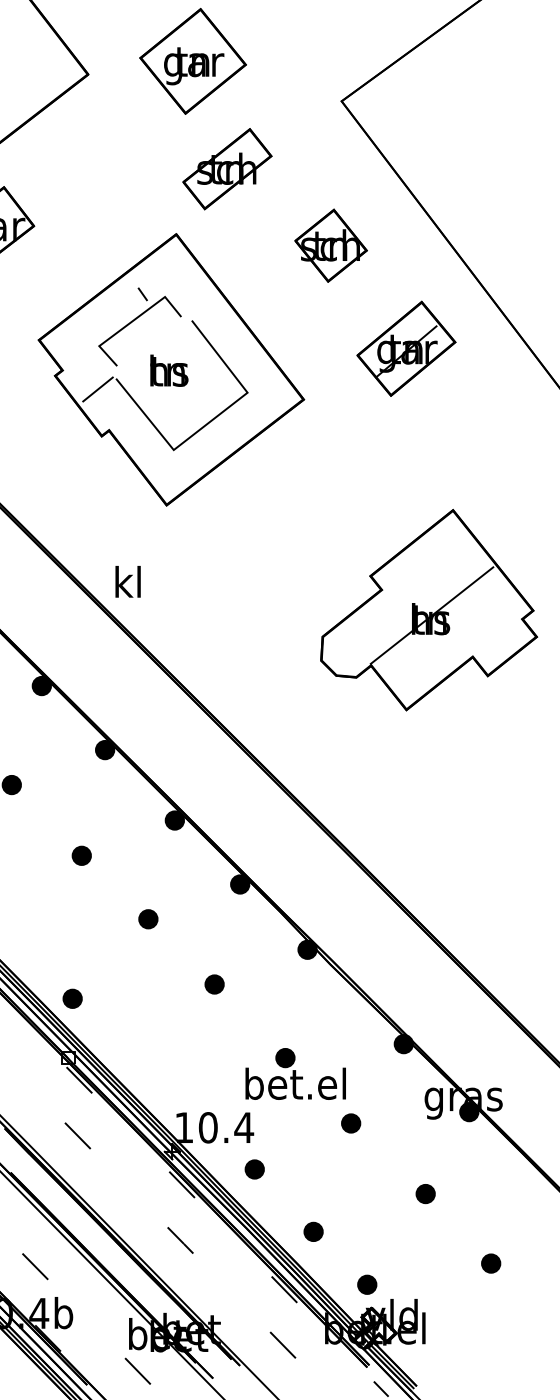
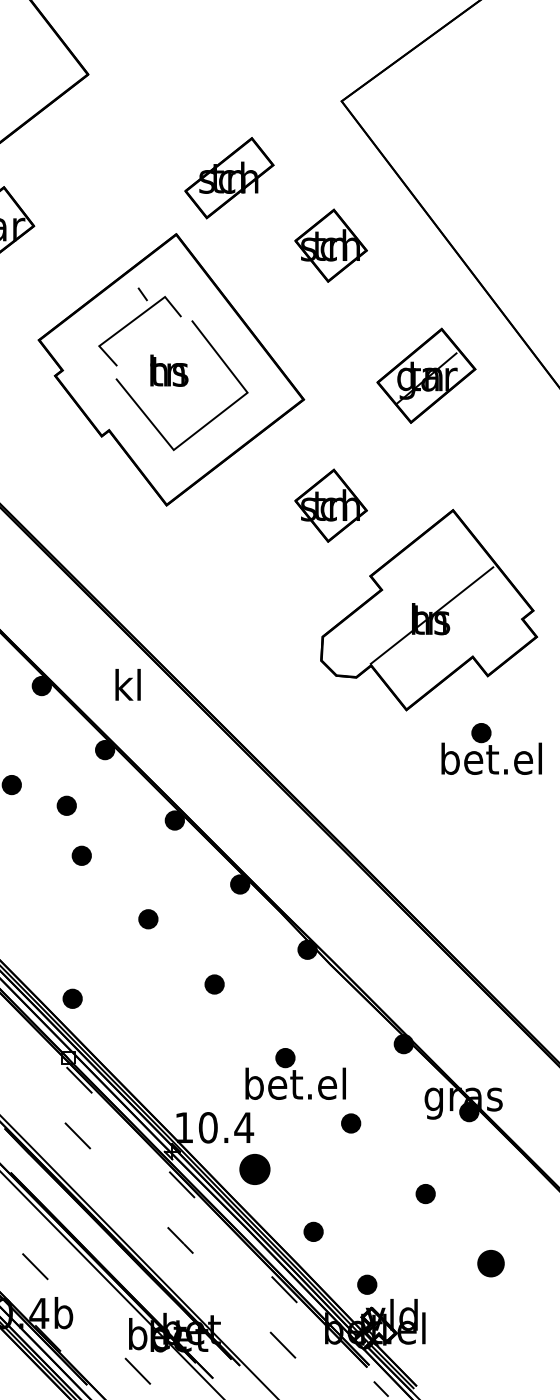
part: present -> none (192, 61)
part position: (227, 169) -> (229, 178) (229, 178)
part position: (406, 348) -> (426, 375) (426, 375)
line: present -> none (97, 389)
part: none -> present (330, 505)
text position: (127, 581) -> (127, 684) (127, 684)
part: none -> present (491, 748)
part: none -> present (66, 805)
part size: 21x21 px -> 32x31 px (254, 1169)
part size: 21x21 px -> 28x29 px (490, 1263)
